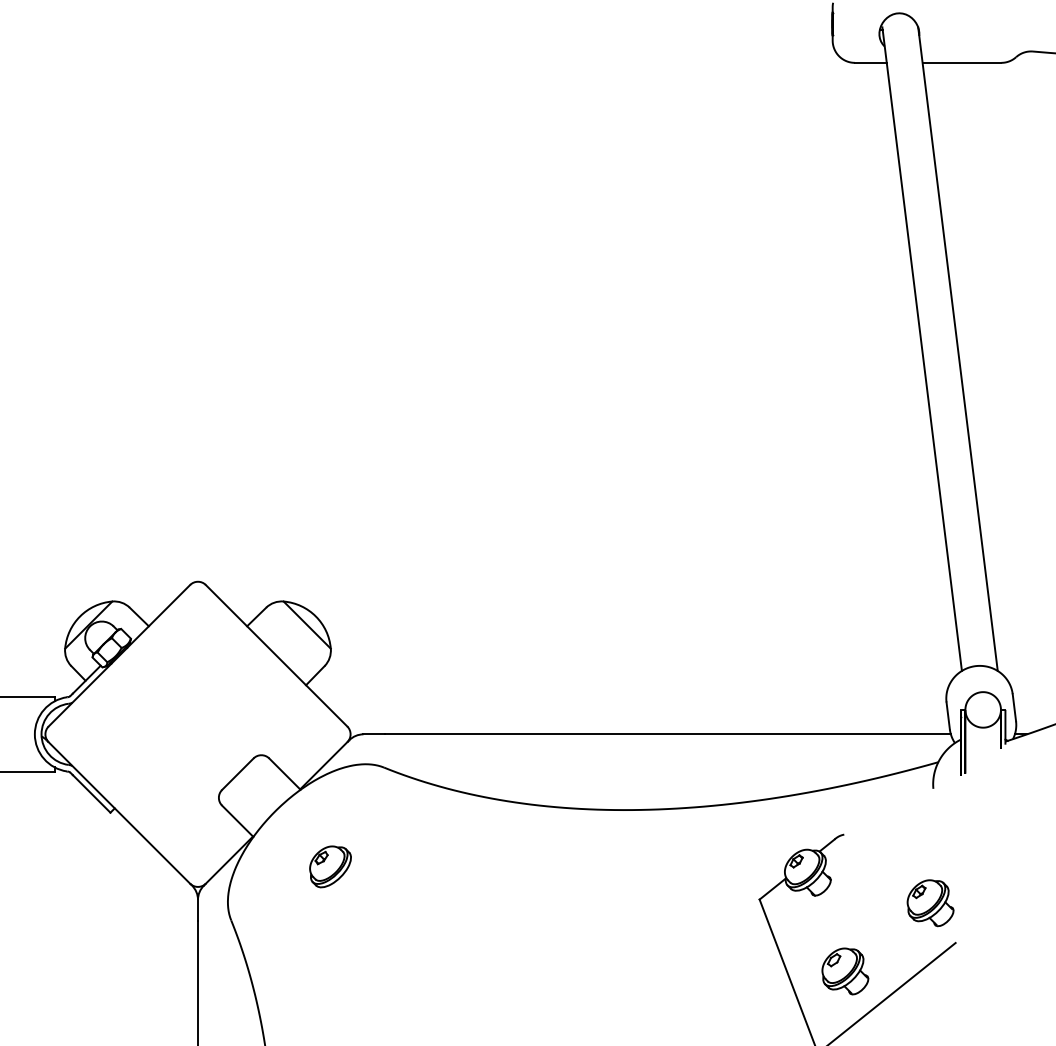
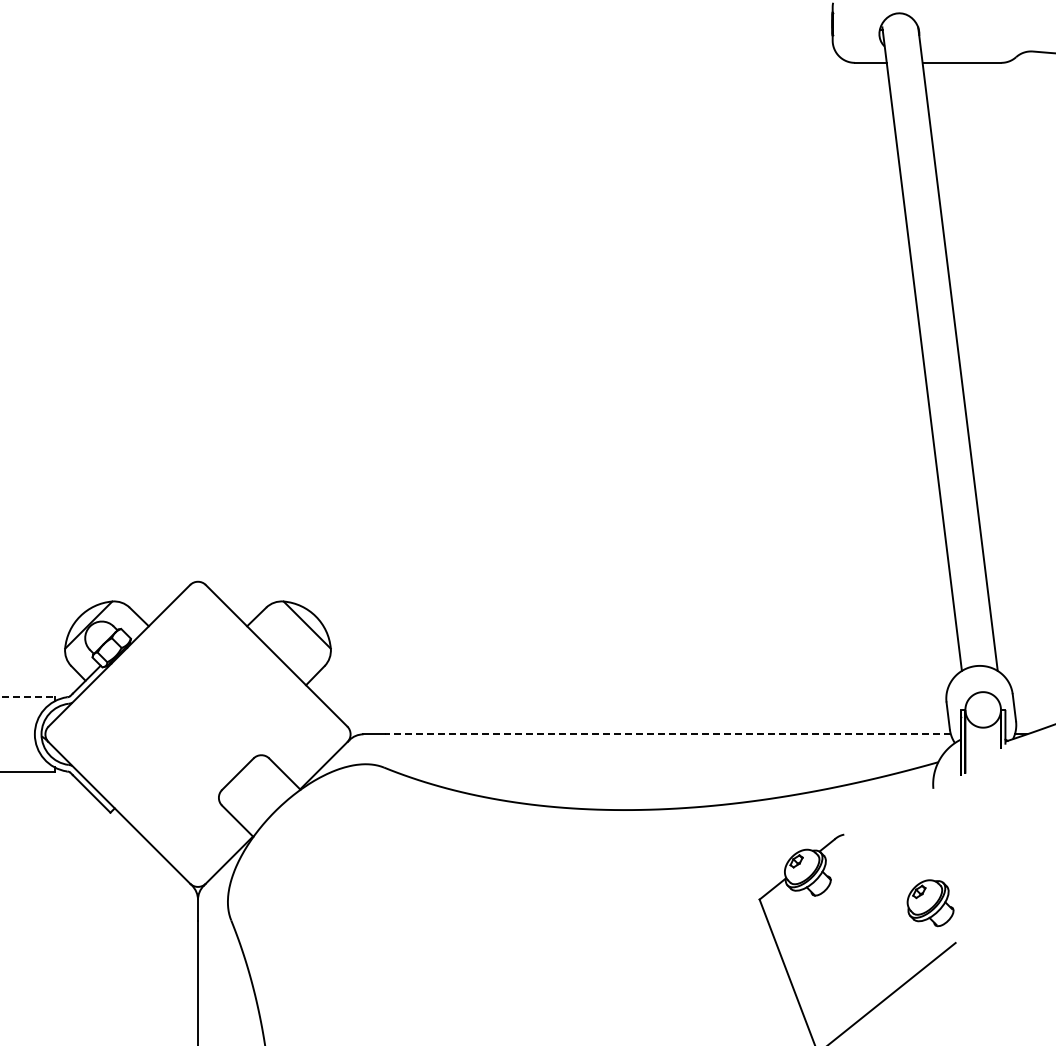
line: solid -> dashed (27, 696)
line: solid -> dashed (668, 734)
part: present -> none (330, 866)
part: present -> none (845, 971)
